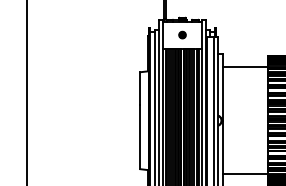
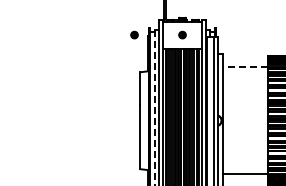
part: none -> present (134, 34)
line: solid -> dashed (245, 66)
line: present -> none (26, 92)
line: solid -> dashed (154, 107)
